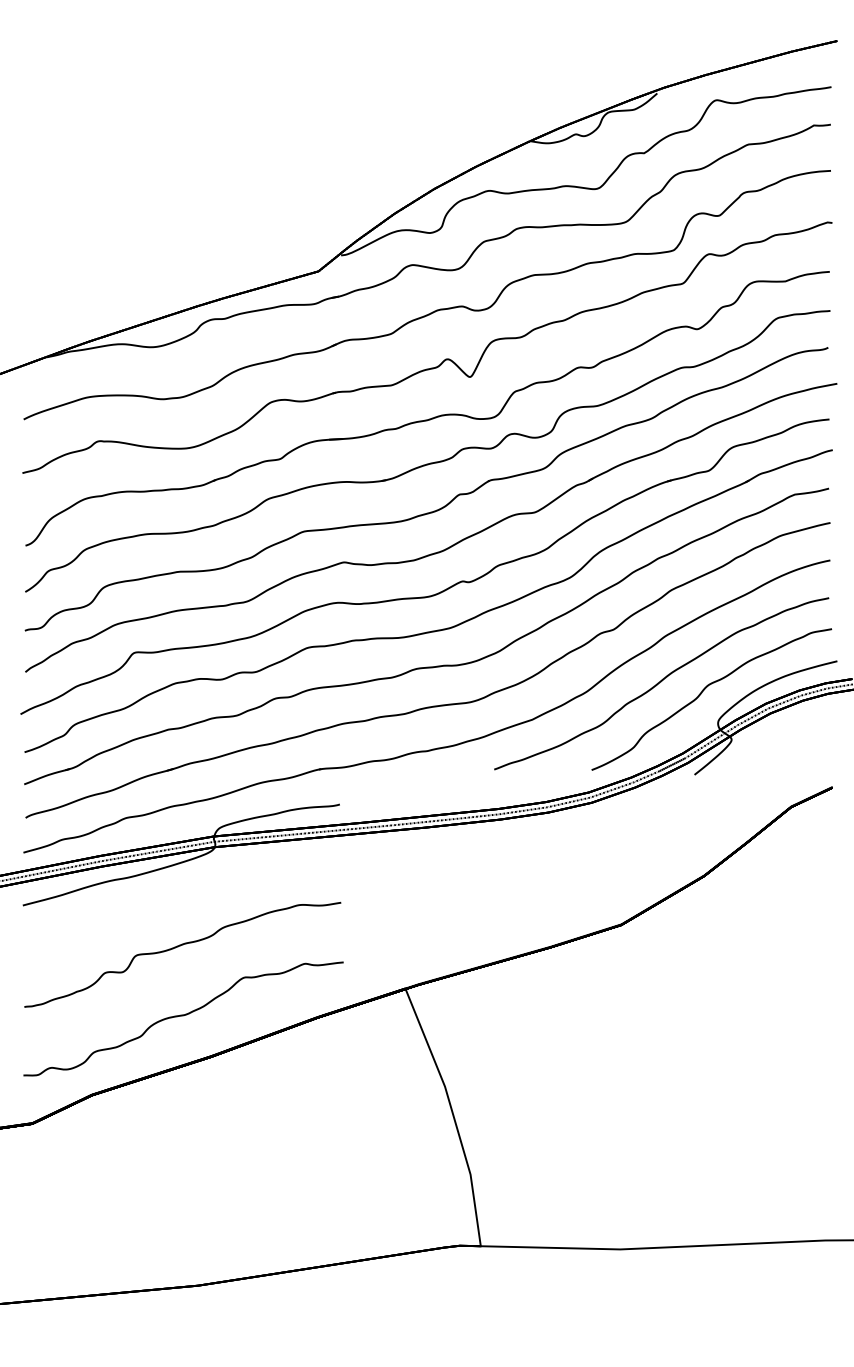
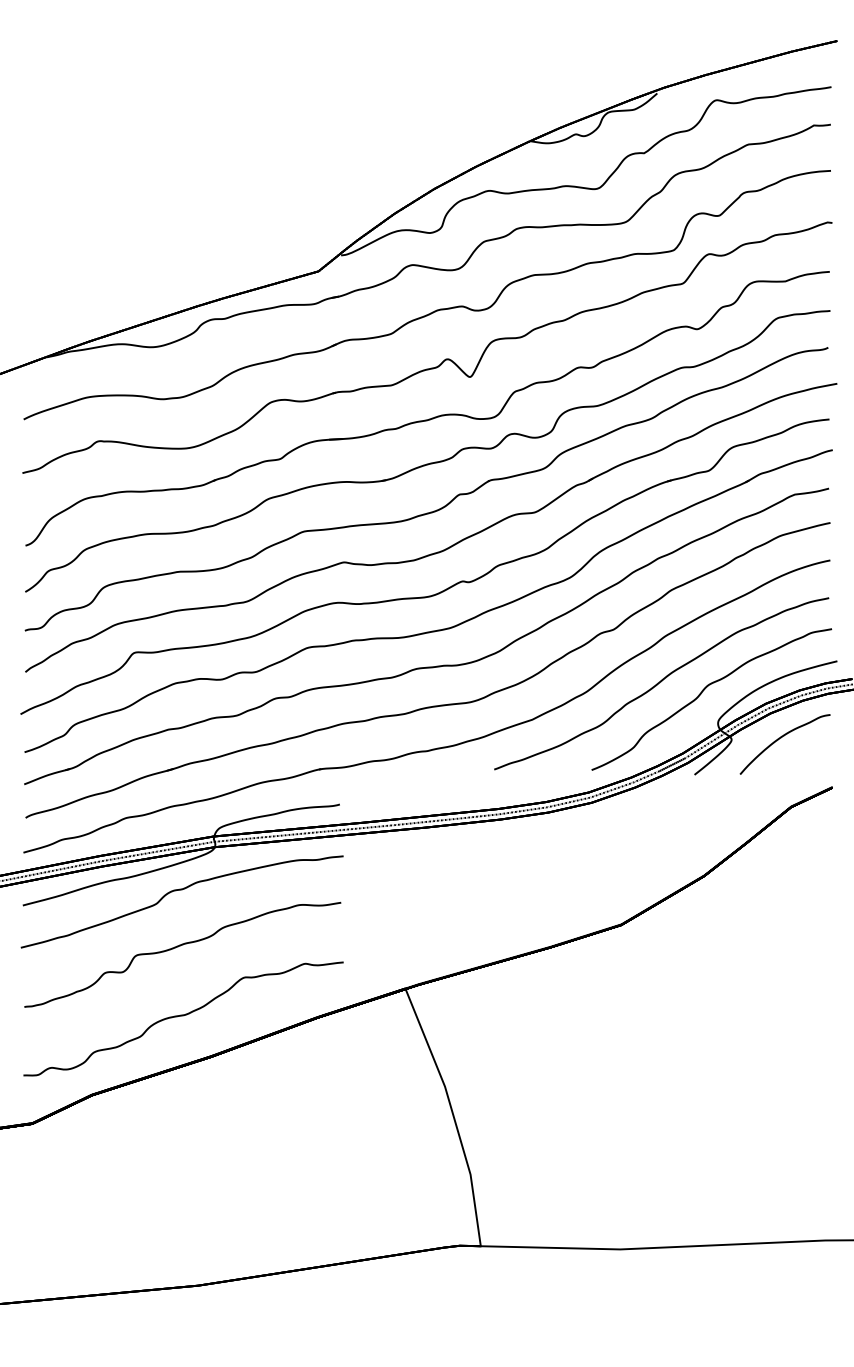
part: none -> present (781, 738)
curve: none -> present (181, 890)
